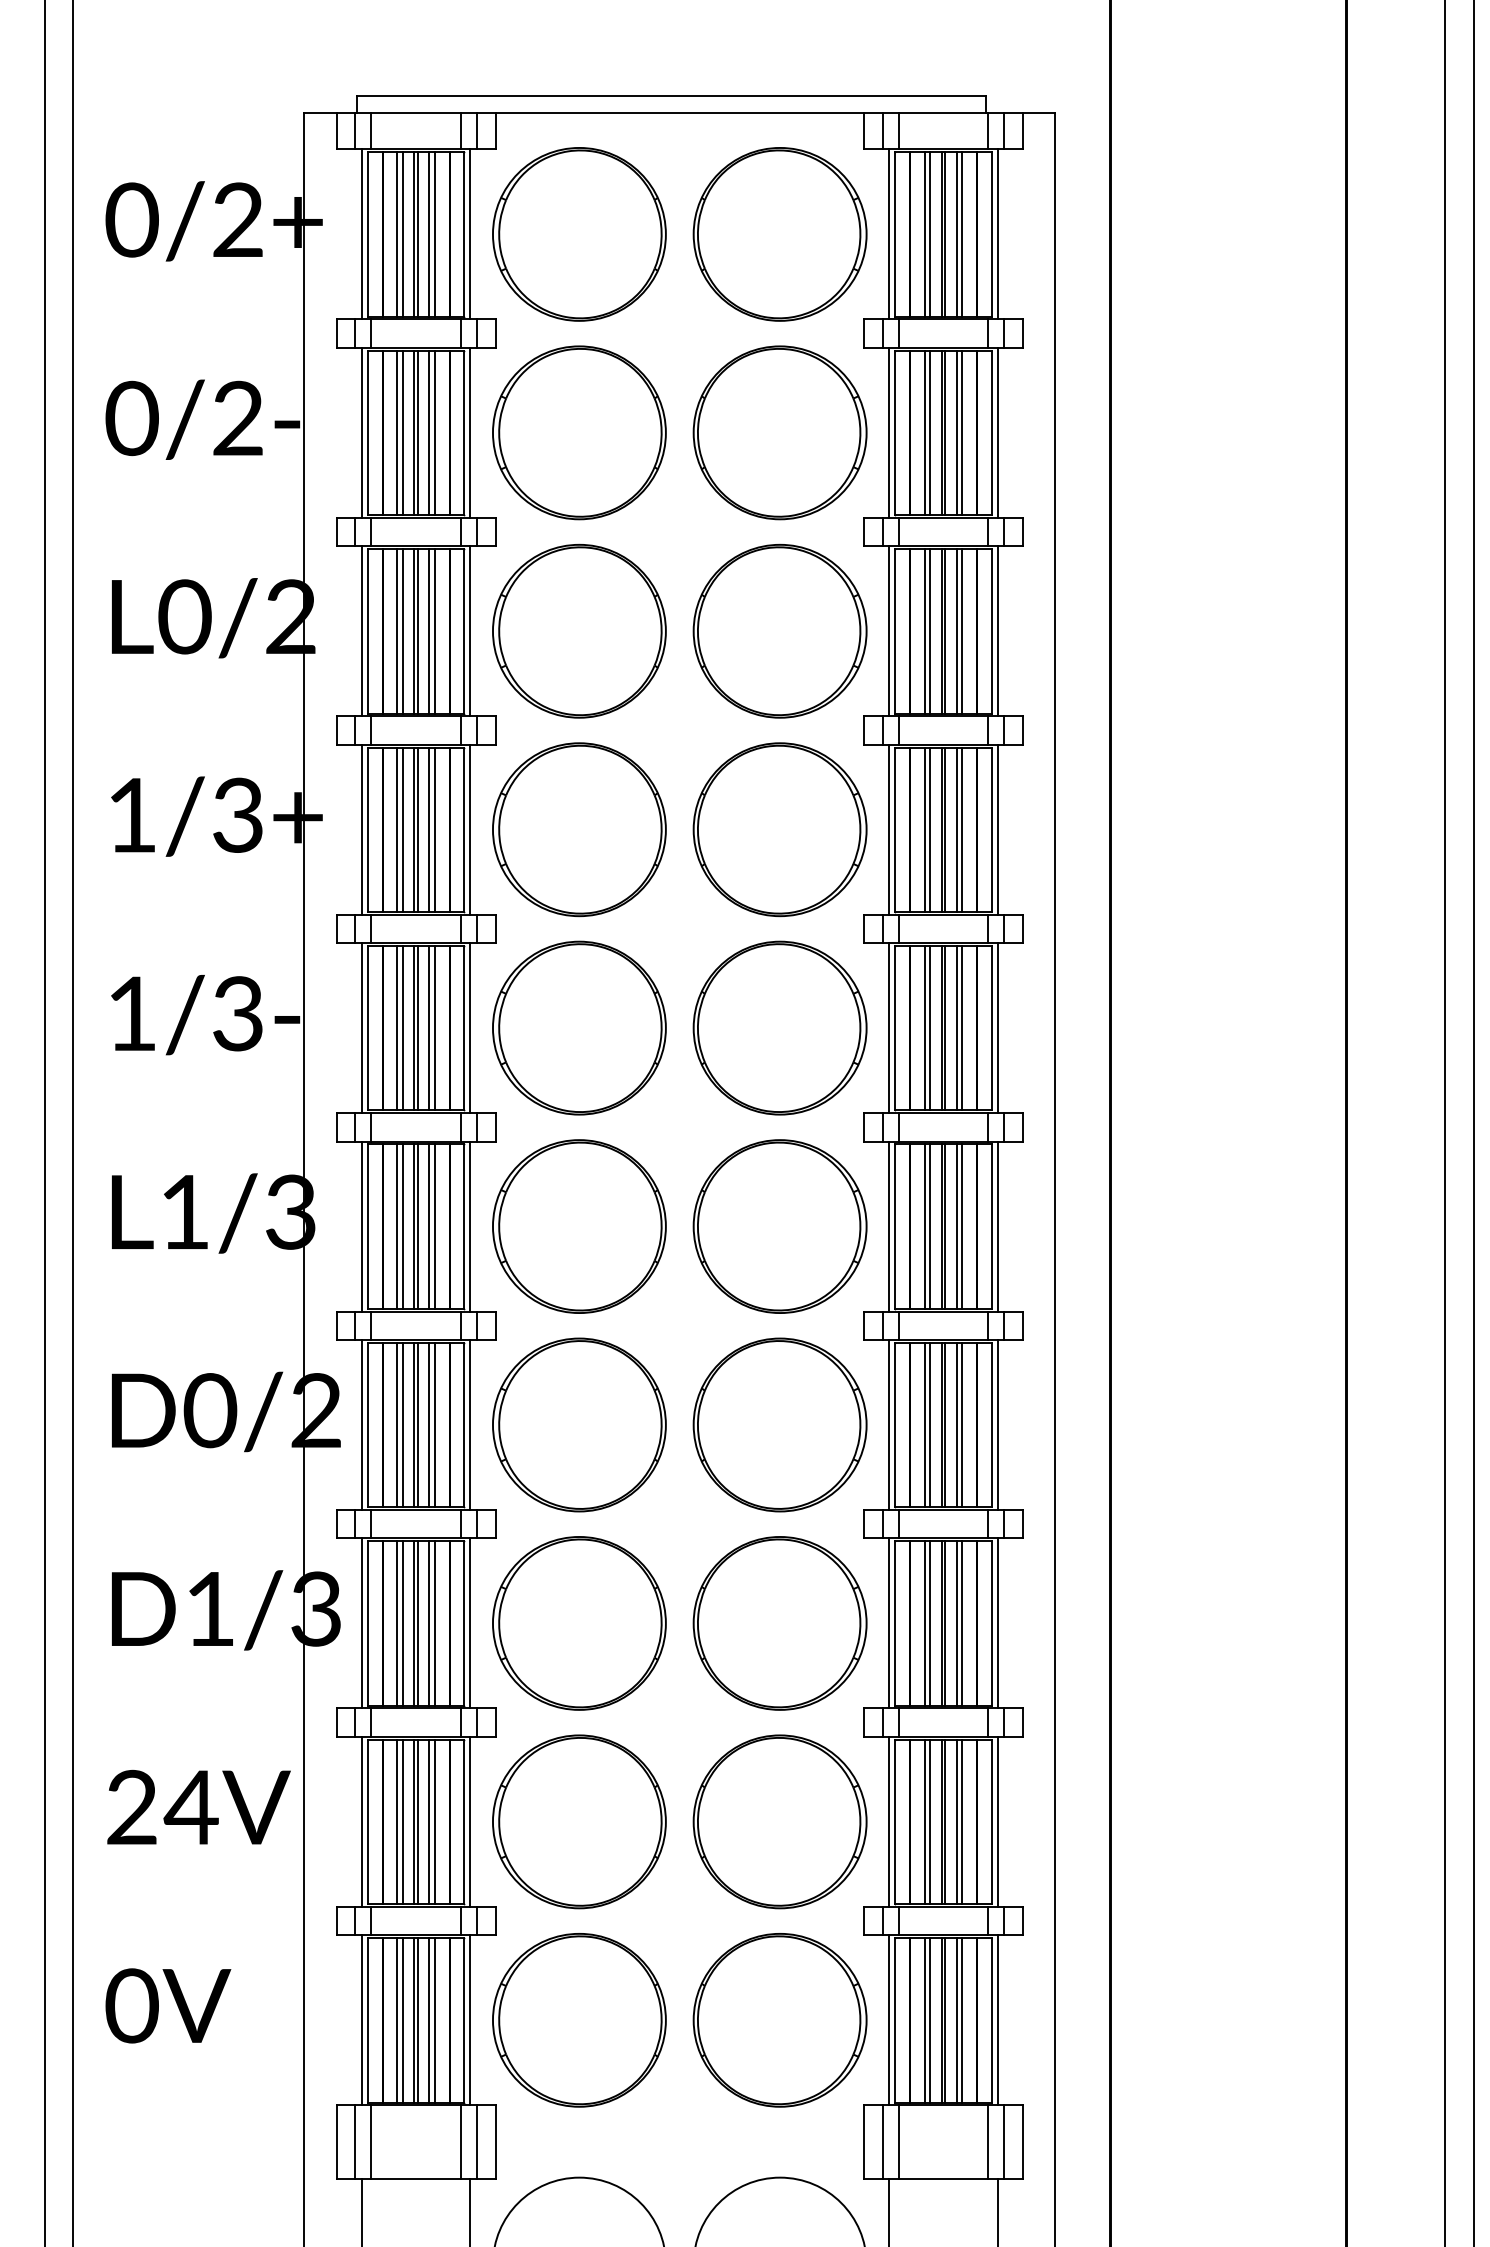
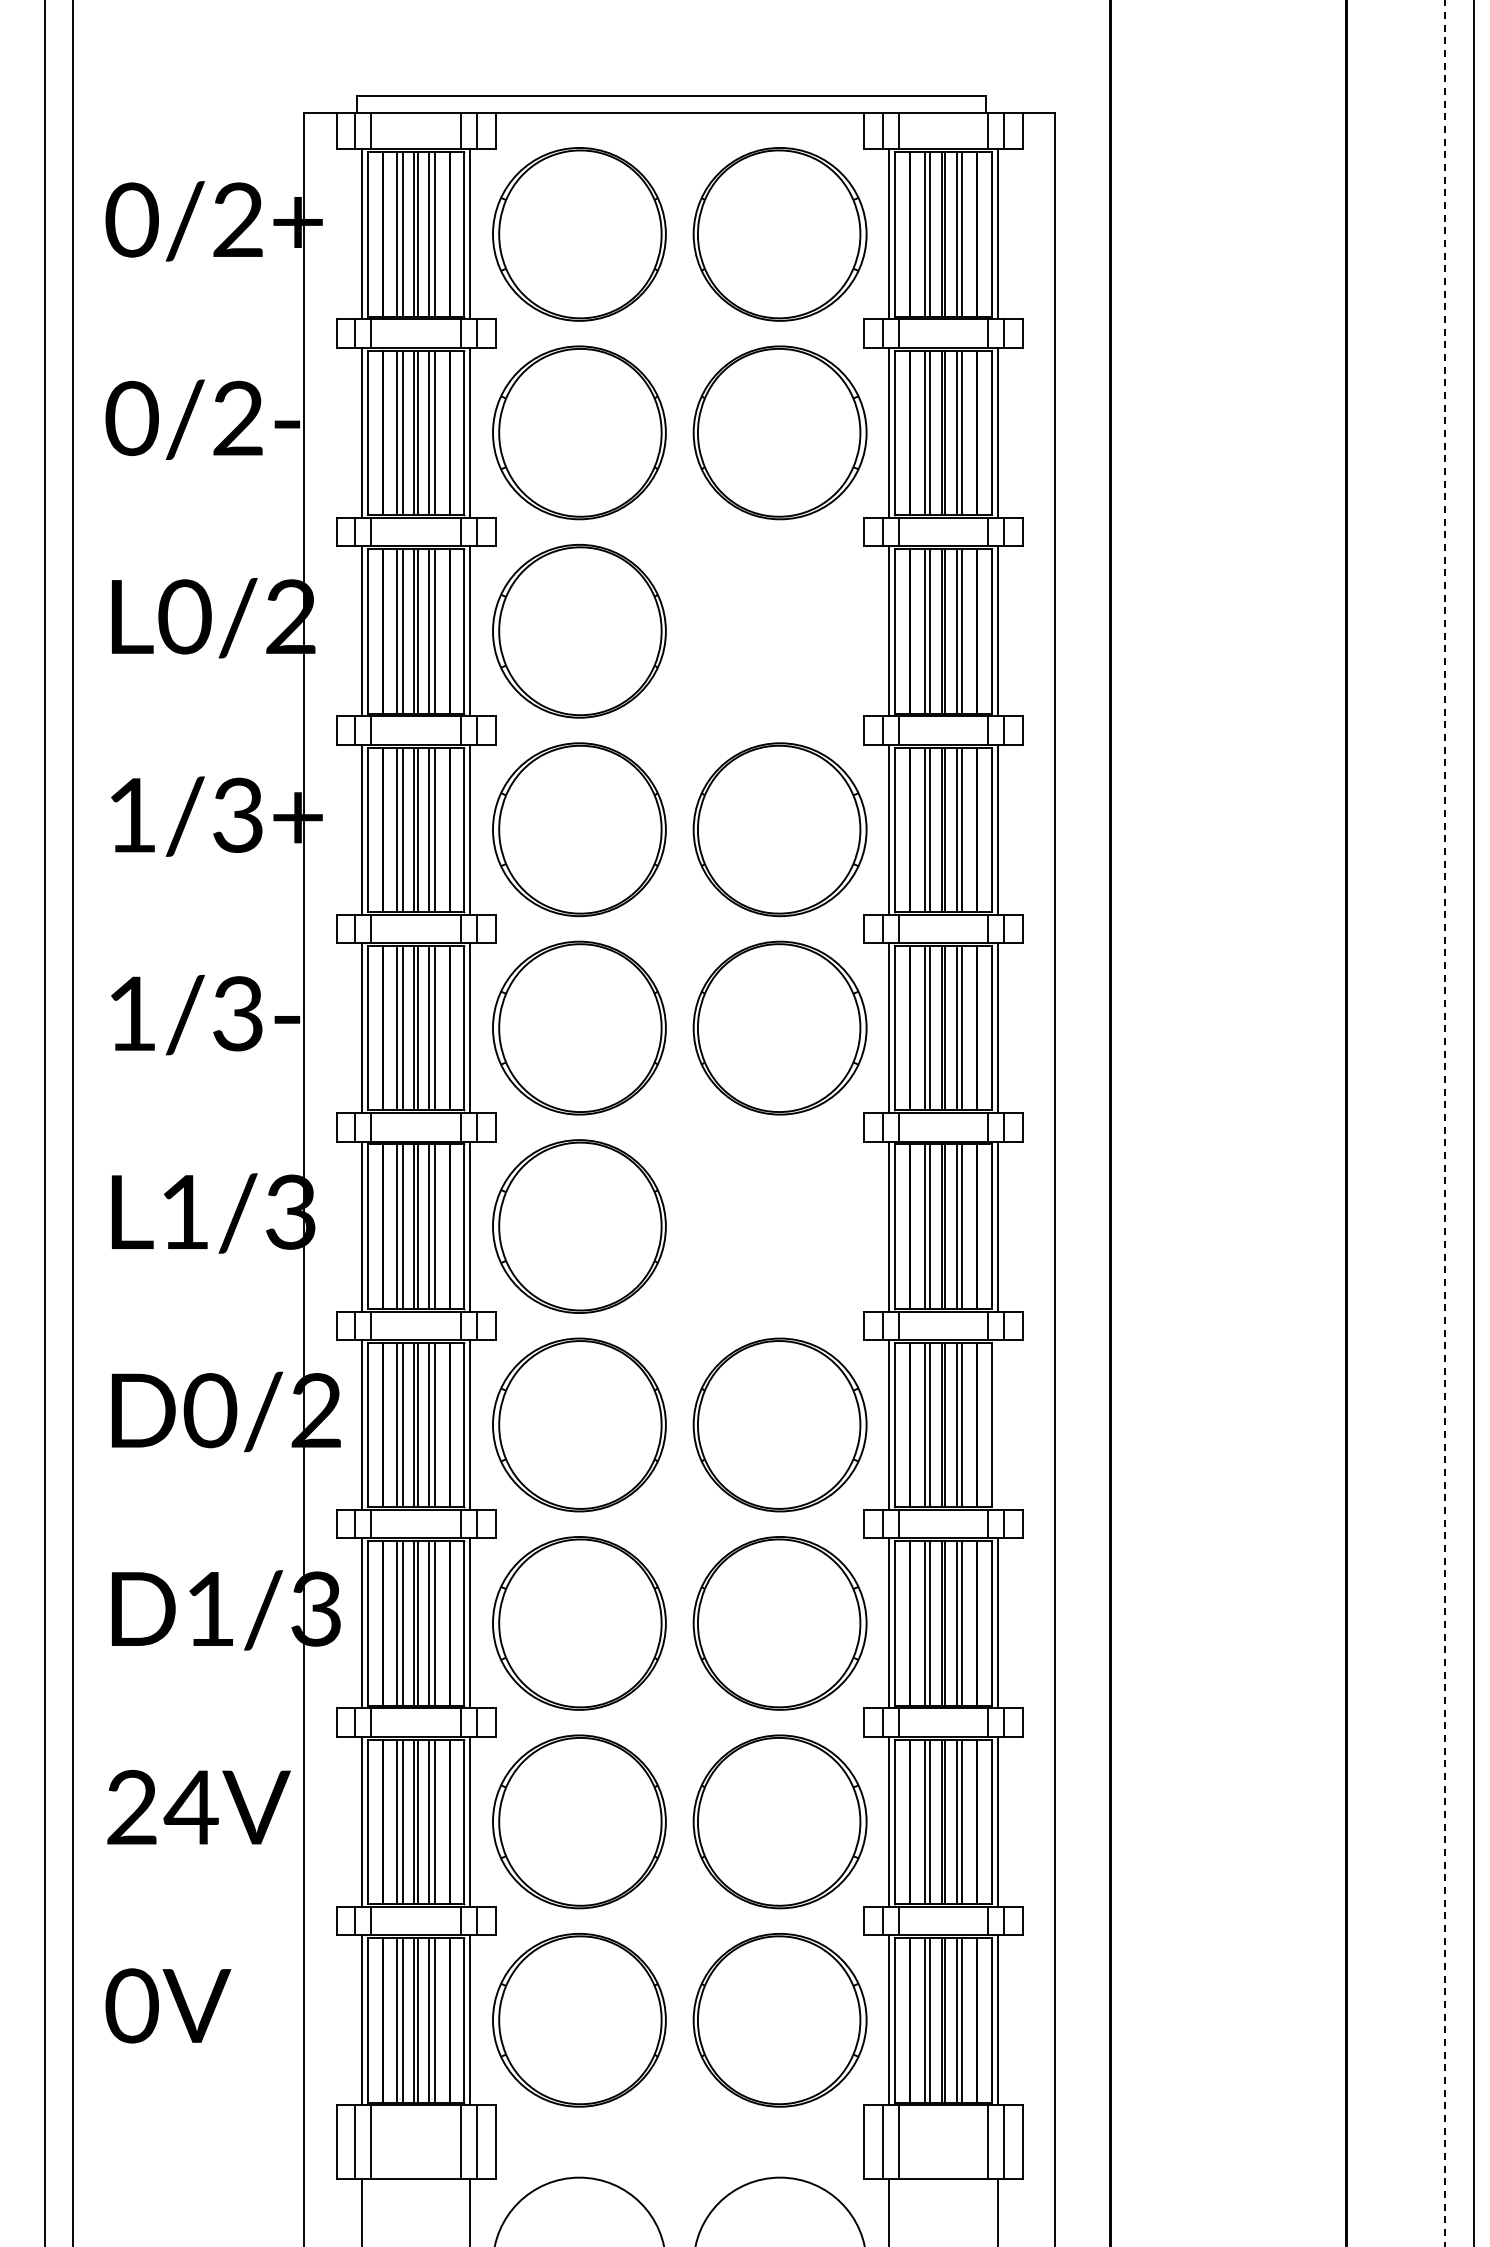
part: present -> none (779, 630)
line: solid -> dashed (1445, 1123)
part: present -> none (779, 1226)
line: present -> none (997, 1424)
